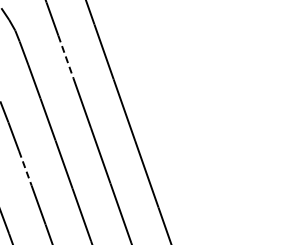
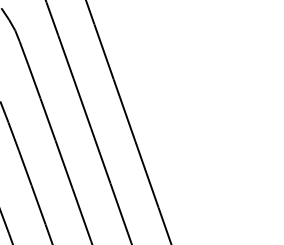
line: dashed -> solid (65, 56)
line: dashed -> solid (25, 168)
